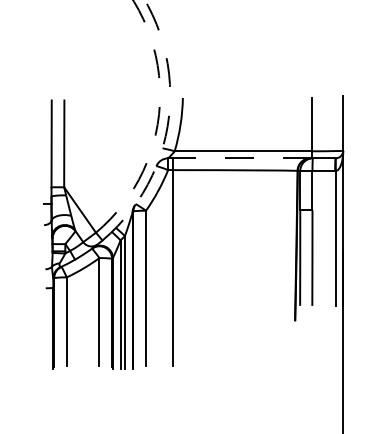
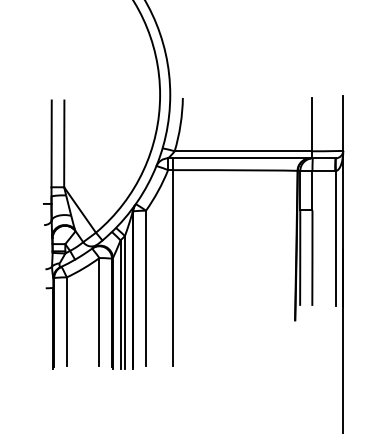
arc: dashed -> solid (157, 123)
arc: dashed -> solid (167, 128)
line: dashed -> solid (239, 158)
